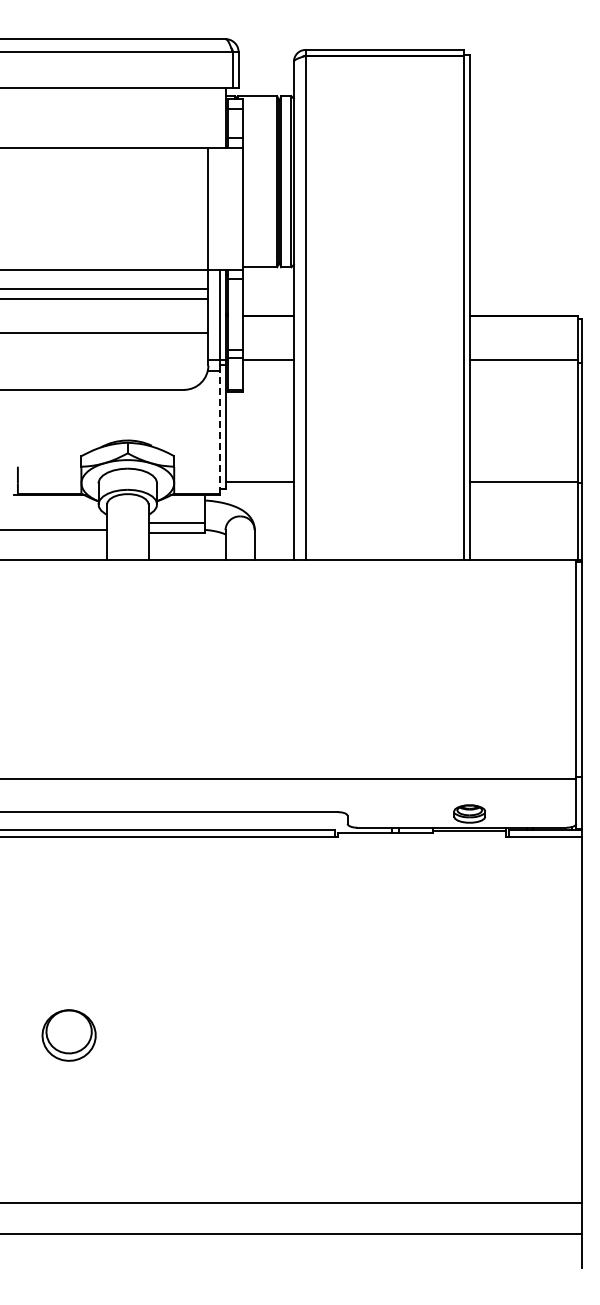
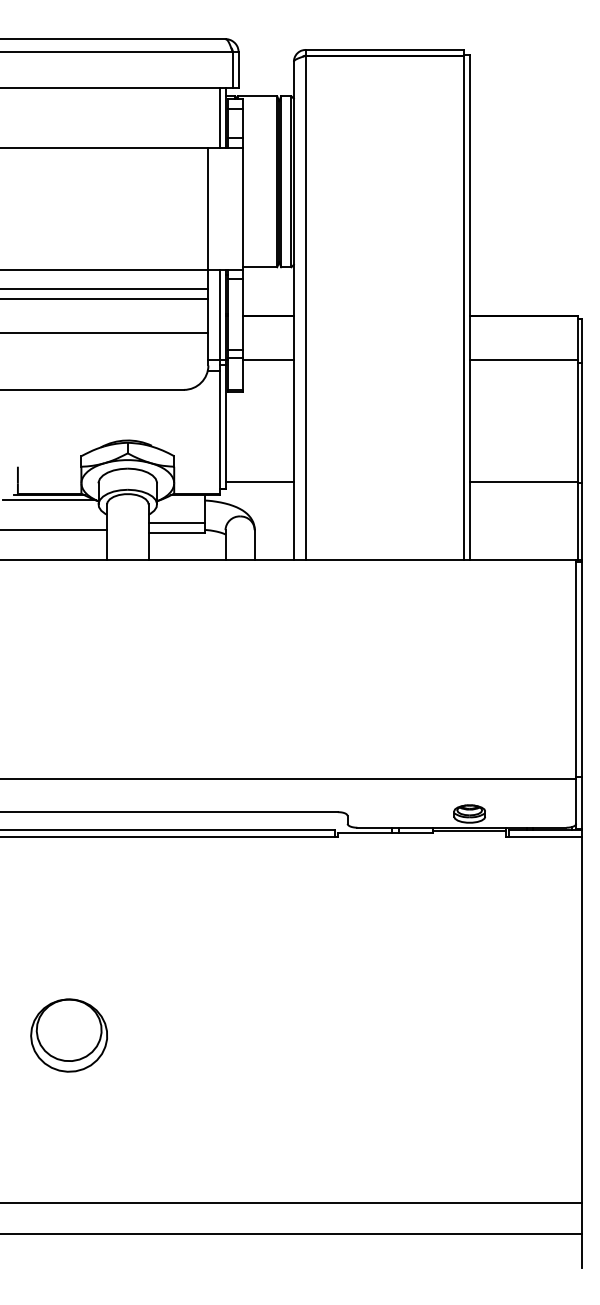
line: none -> present (219, 117)
line: dashed -> solid (219, 432)
line: none -> present (49, 500)
part size: 56x53 px -> 78x75 px (68, 1035)
